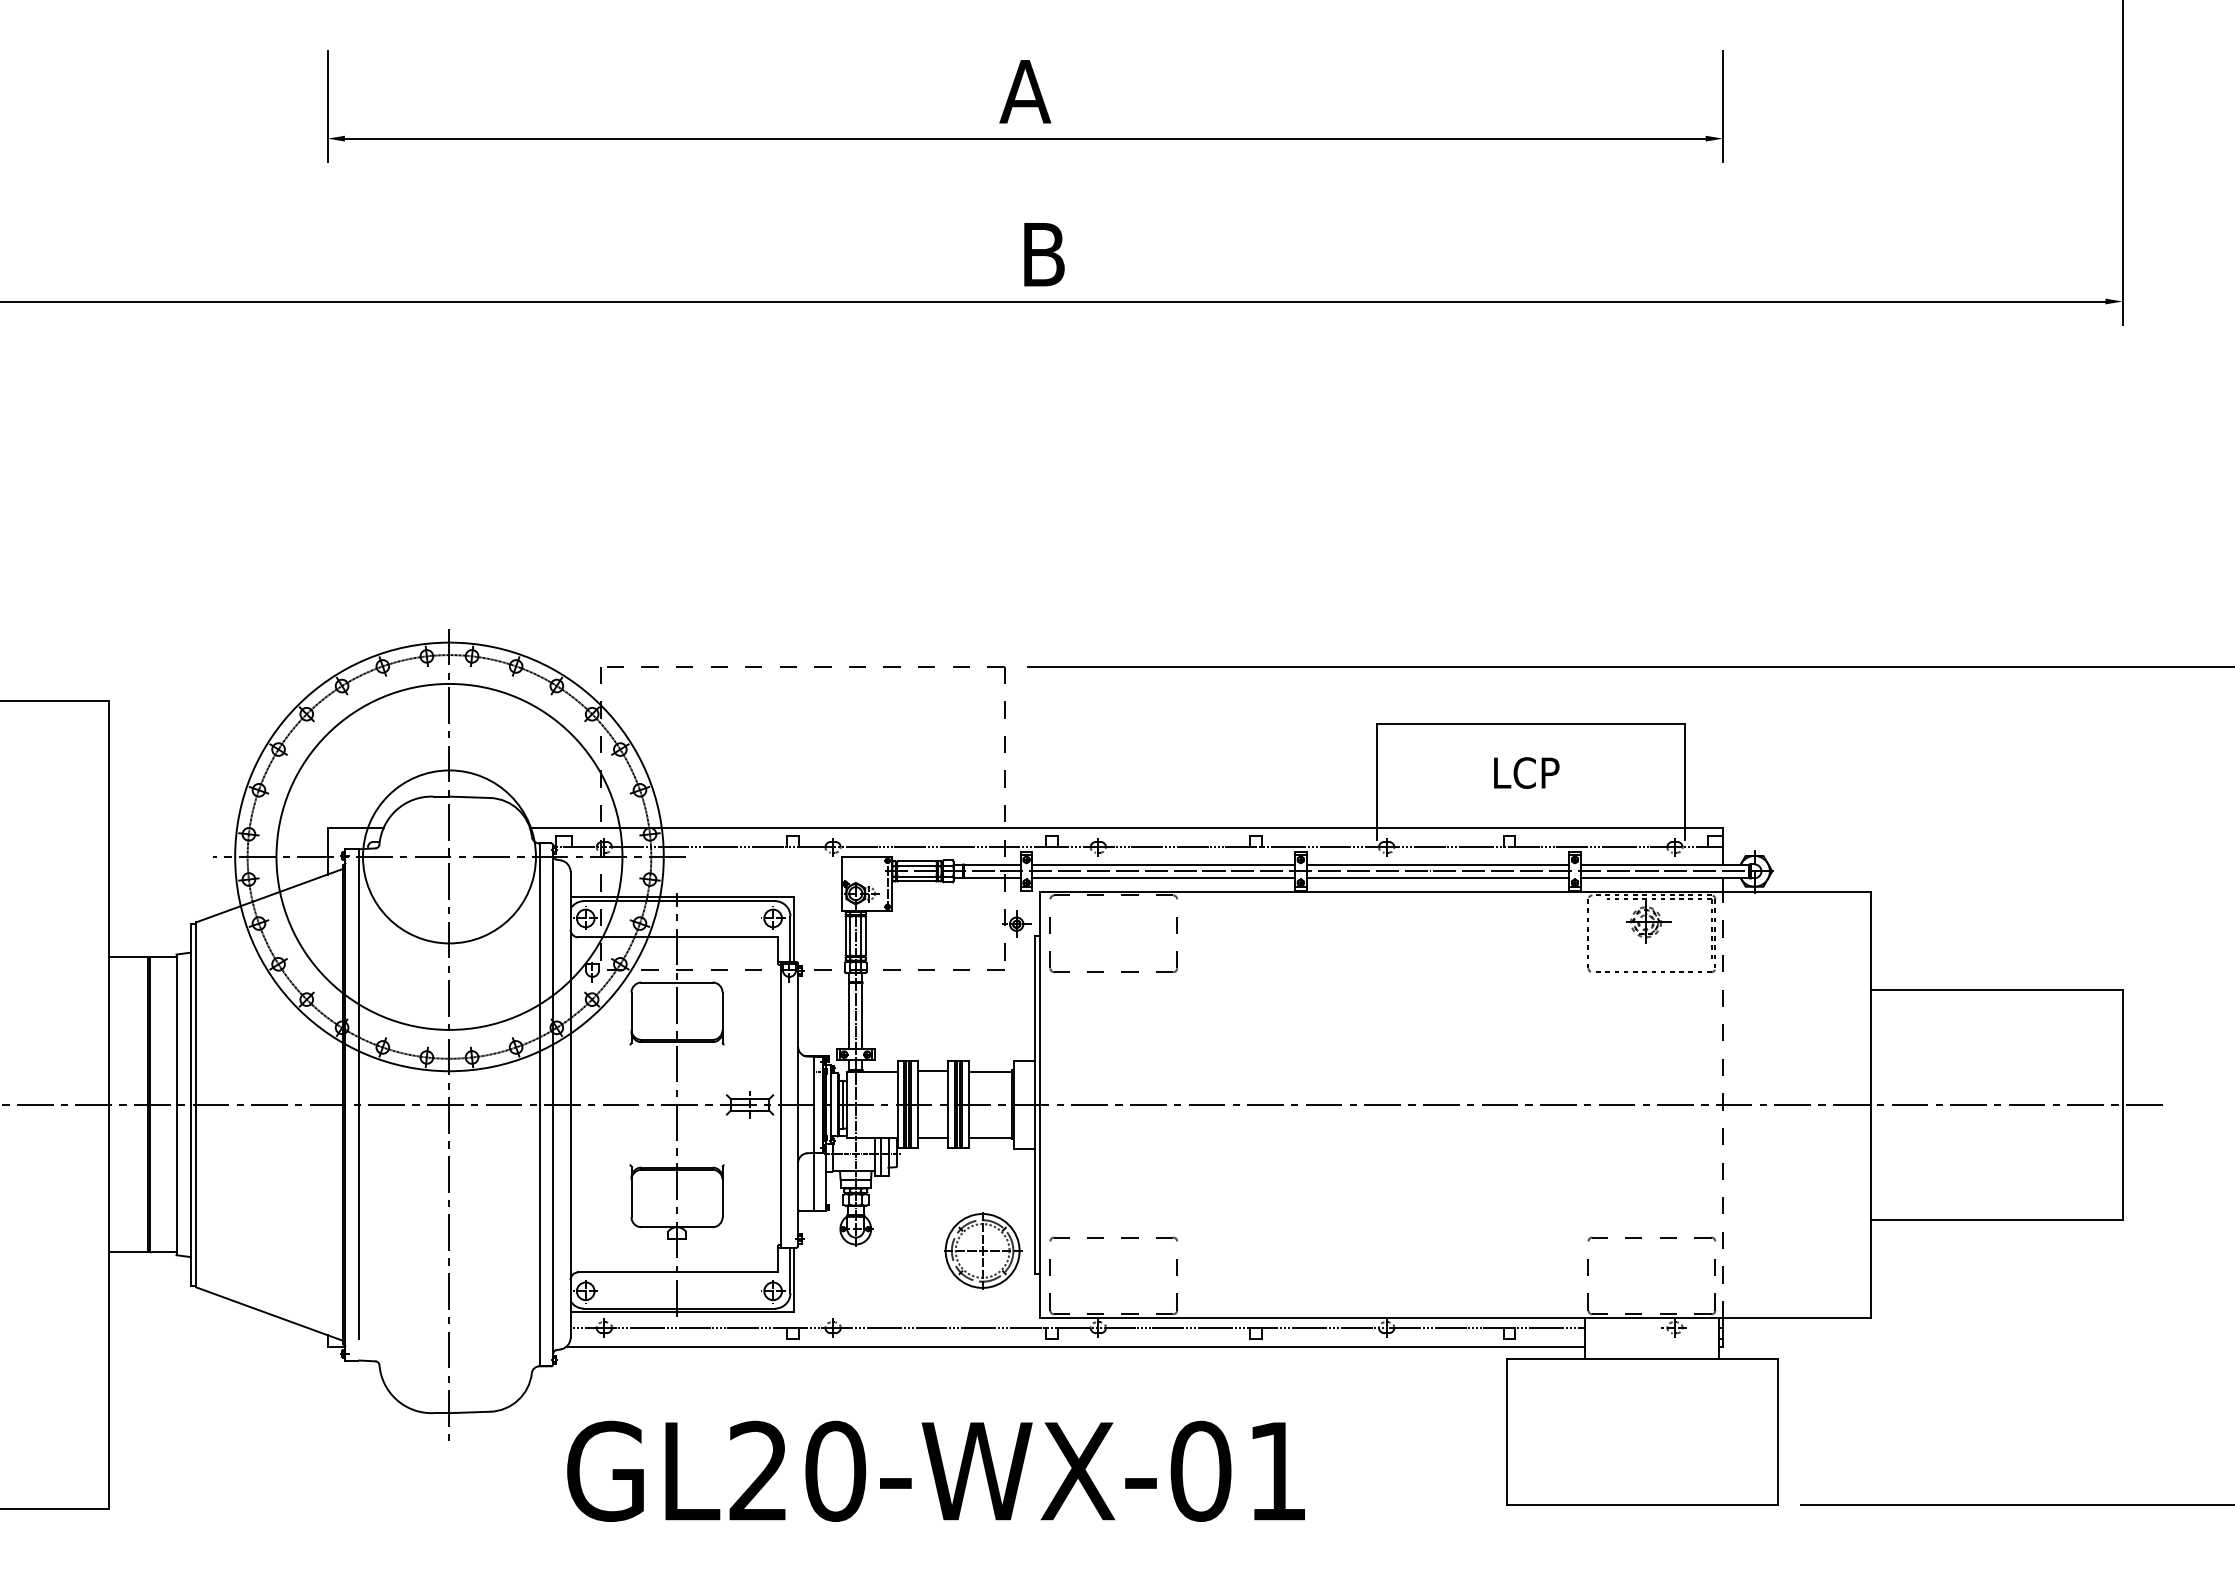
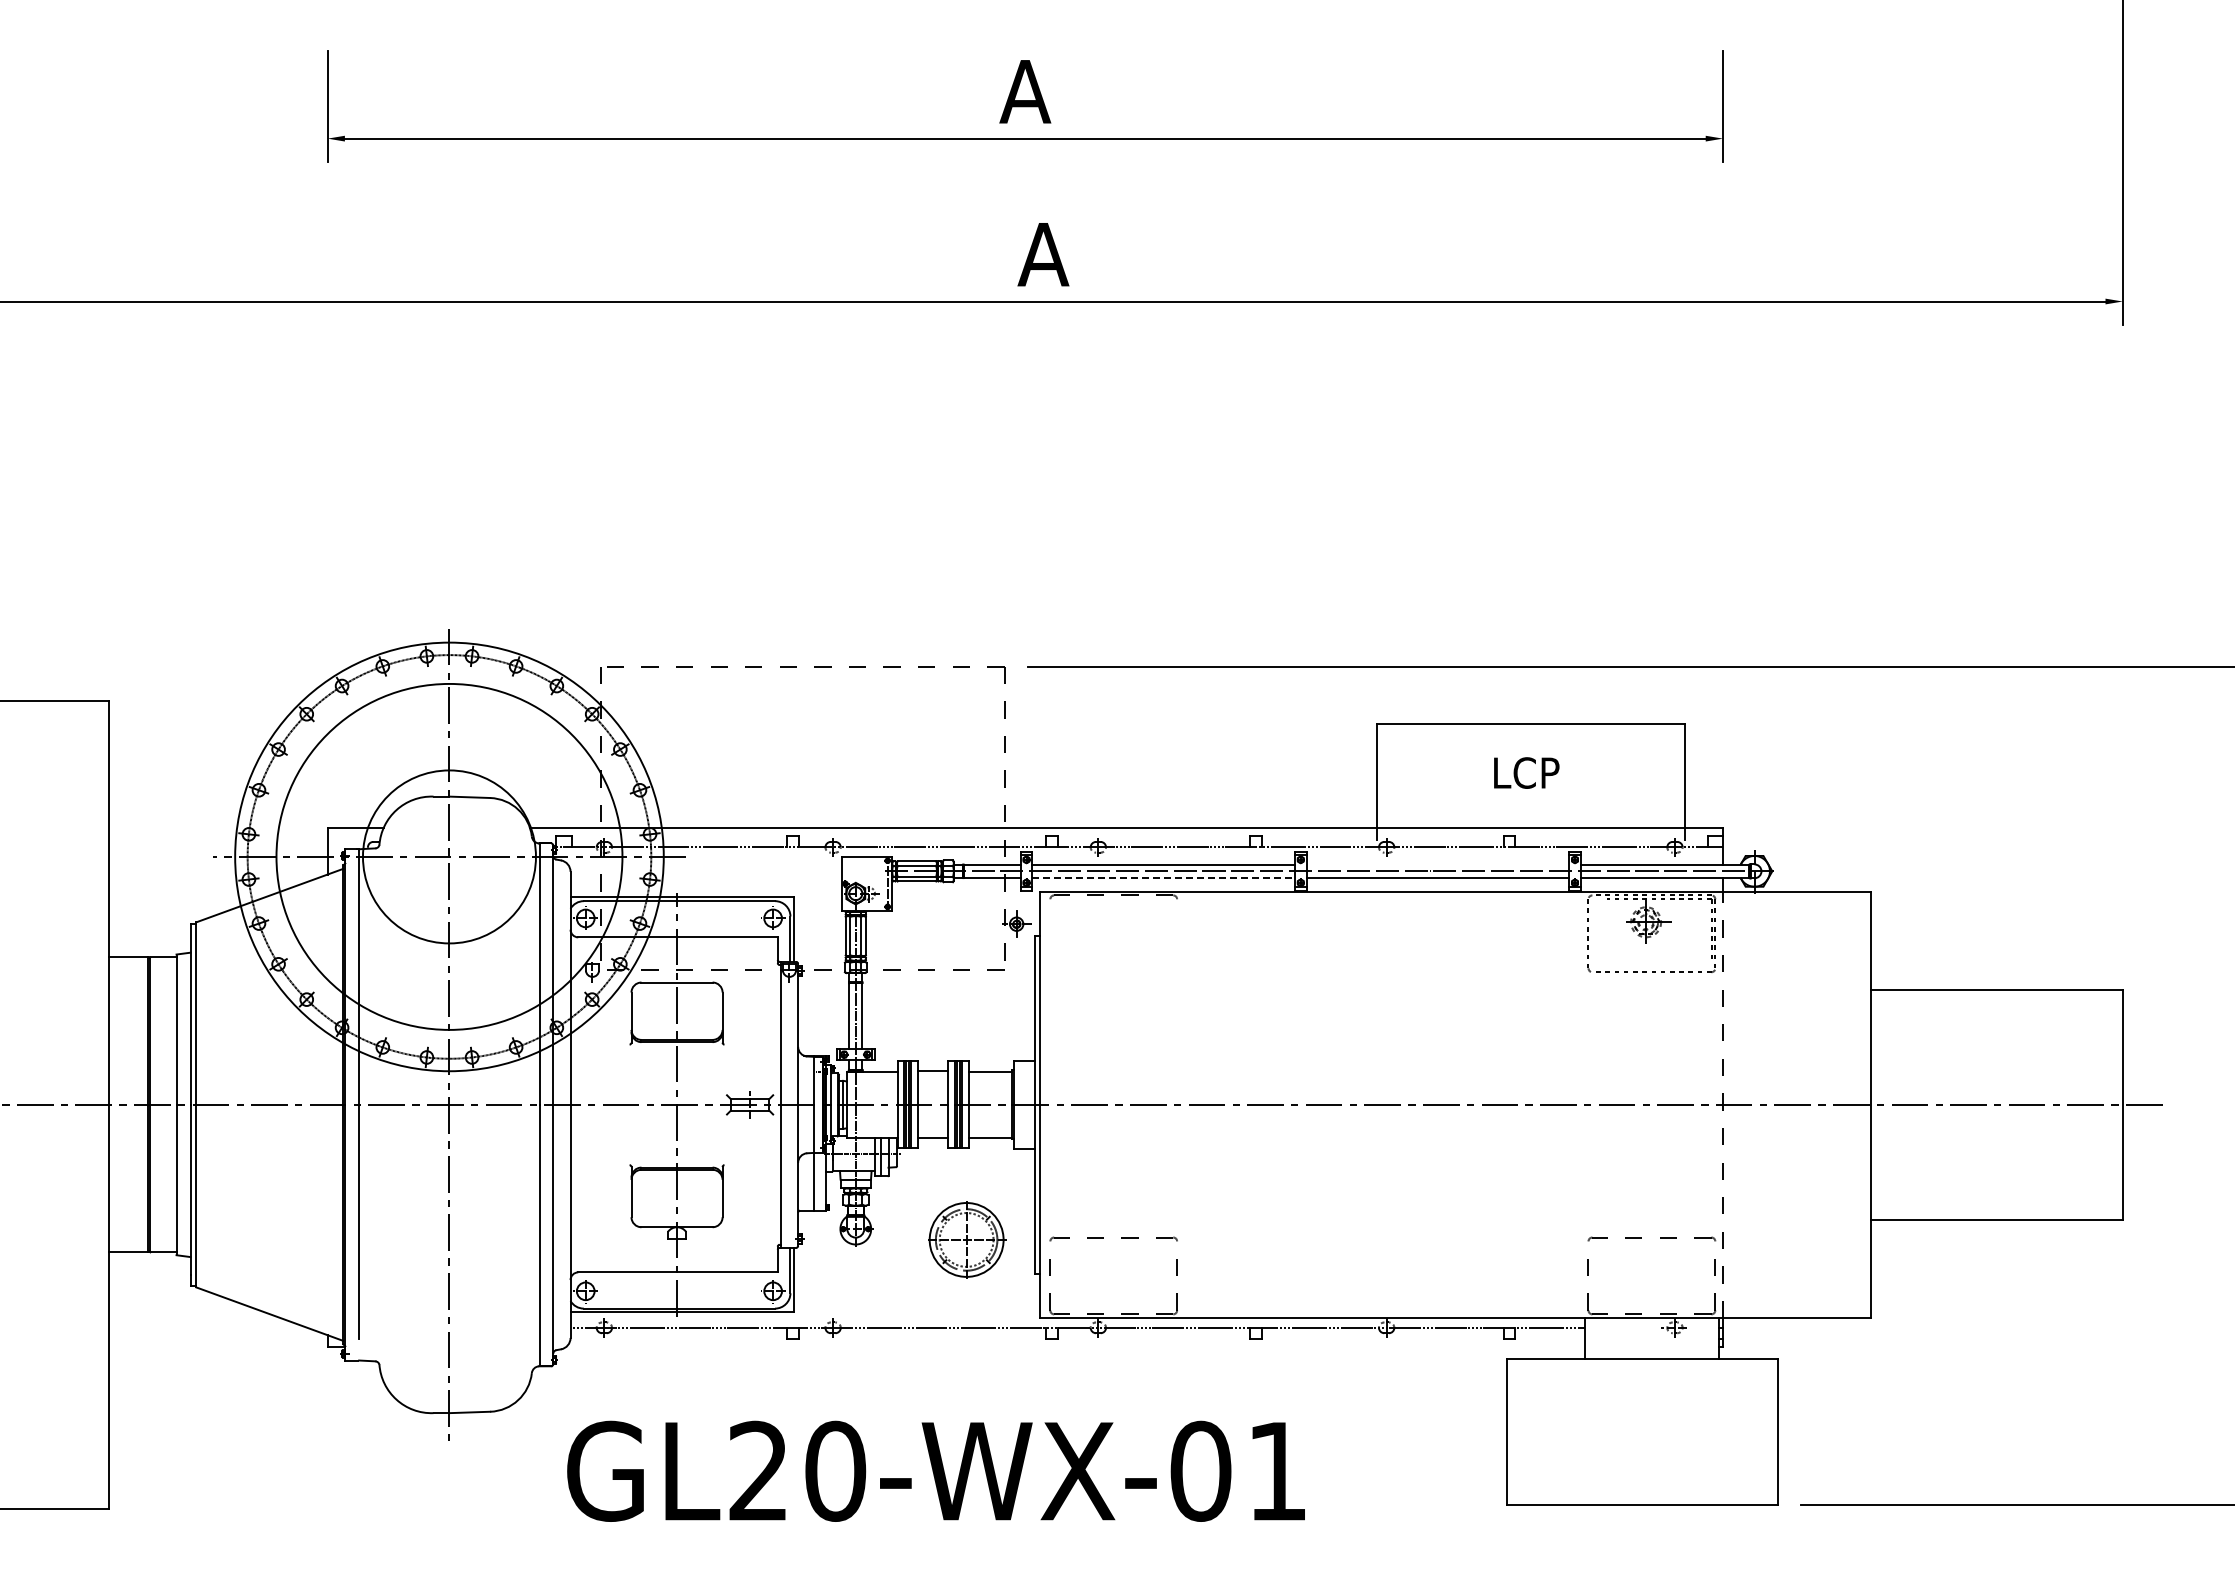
text: B -> A (1043, 254)
line: present -> none (1437, 864)
line: solid -> dashed (1164, 877)
part: present -> none (1121, 971)
part position: (983, 1250) -> (967, 1239) (967, 1239)
line: present -> none (1075, 1347)
